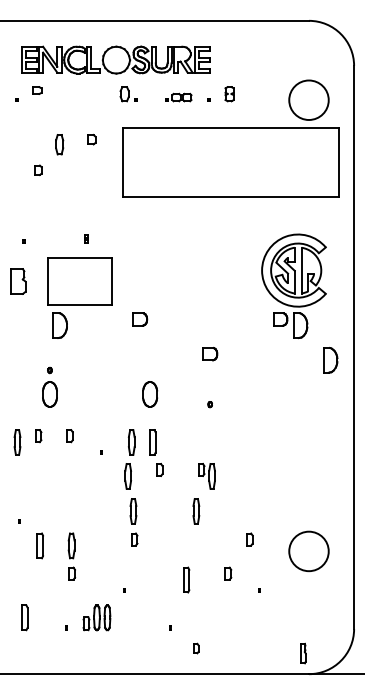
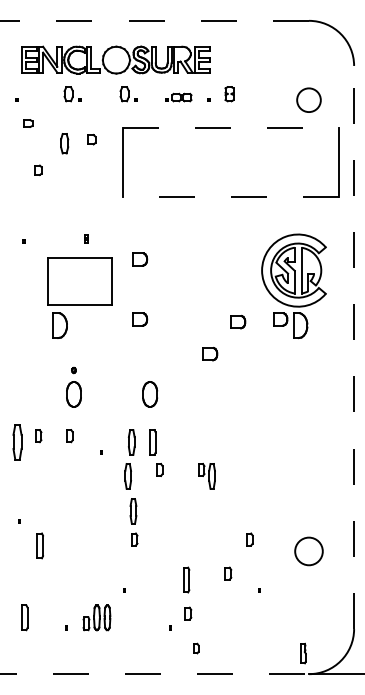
line: solid -> dashed (154, 20)
part position: (37, 90) -> (28, 123) (28, 123)
part: none -> present (72, 94)
circle diameter: 39 px -> 24 px (308, 100)
line: solid -> dashed (231, 127)
part position: (59, 144) -> (64, 143) (64, 143)
line: solid -> dashed (230, 196)
part: none -> present (140, 259)
part: present -> none (18, 281)
part: none -> present (238, 321)
line: solid -> dashed (354, 347)
part: present -> none (330, 360)
part position: (49, 386) -> (73, 386) (73, 386)
part: present -> none (209, 404)
part size: 9x27 px -> 11x37 px (17, 442)
part: present -> none (196, 511)
circle size: 42x43 px -> 30x31 px (308, 551)
part: present -> none (71, 556)
part: none -> present (188, 613)
line: solid -> dashed (155, 674)
